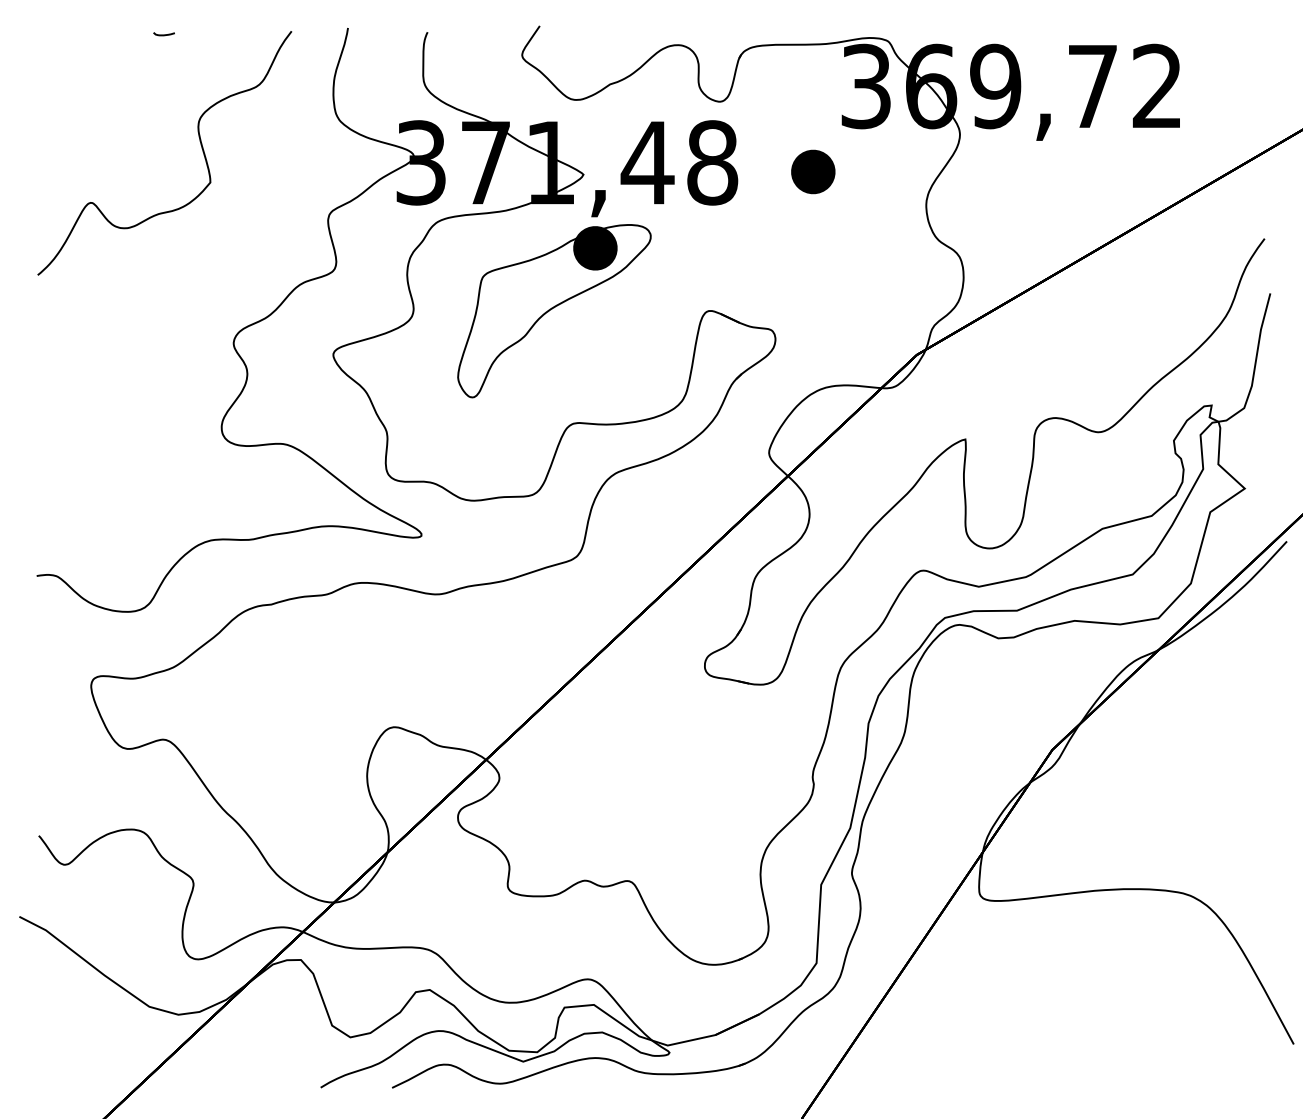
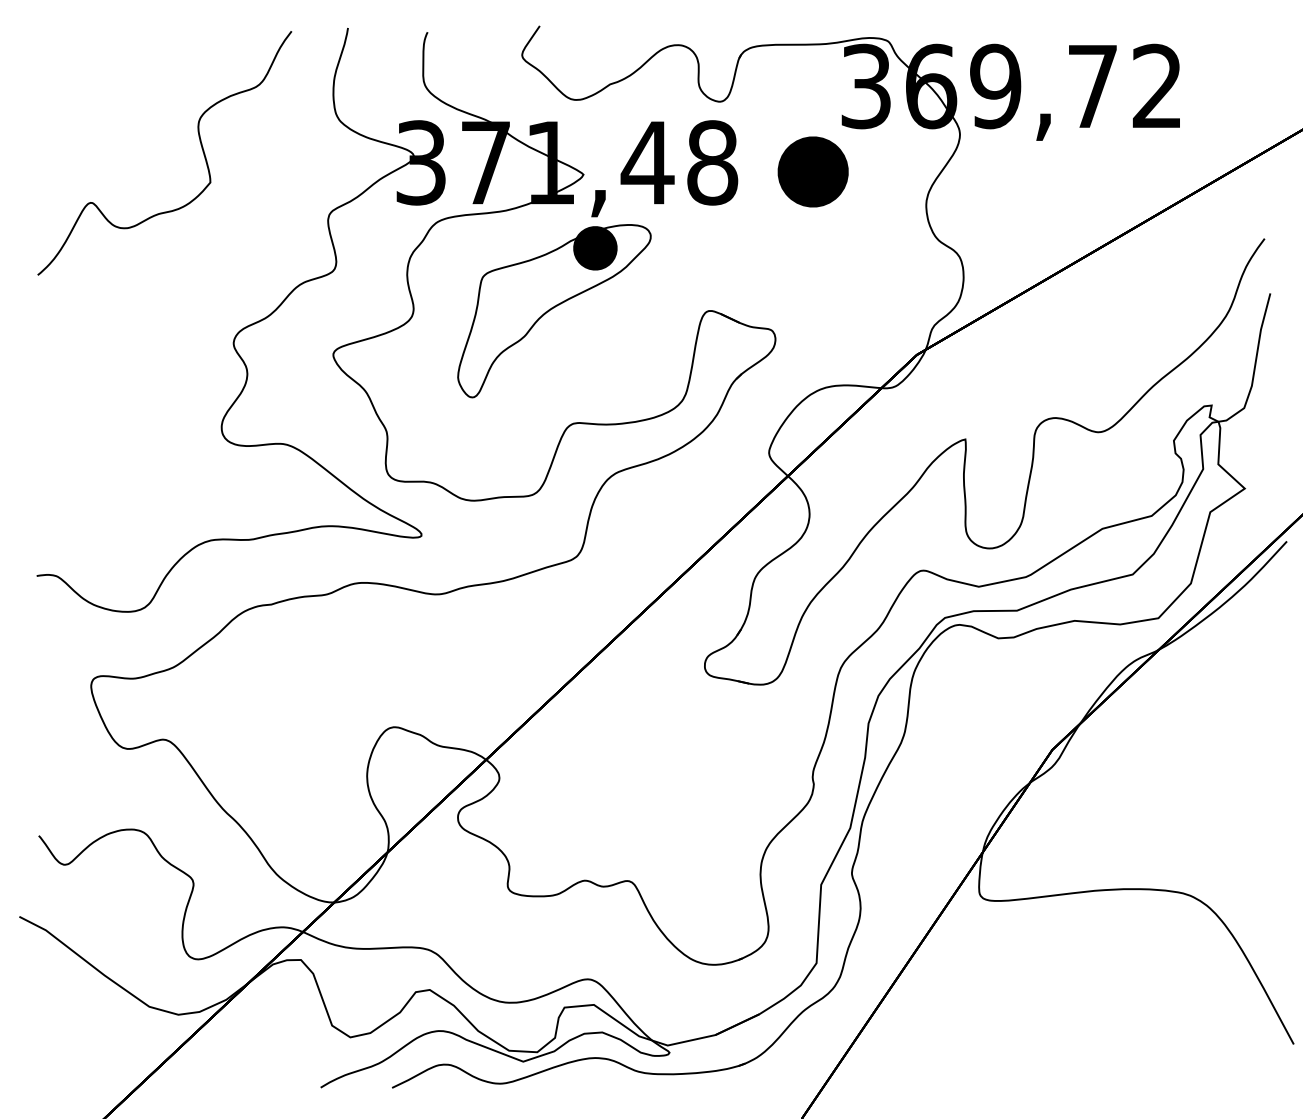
curve: present -> none (163, 34)
part size: 45x46 px -> 72x72 px (812, 171)
